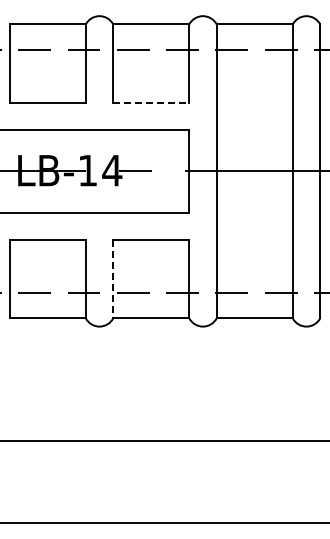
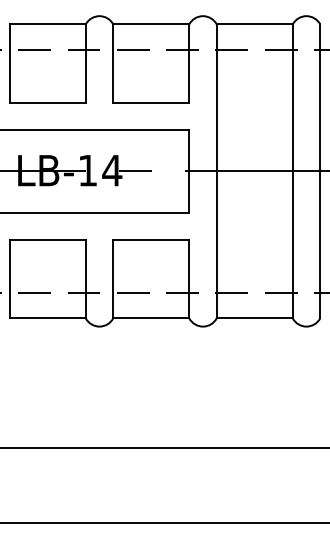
line: dashed -> solid (151, 102)
line: dashed -> solid (113, 279)
line position: (164, 441) -> (164, 448) (164, 448)
